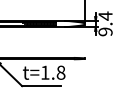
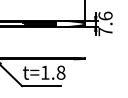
text: 9.4 -> 7.6 (105, 23)
